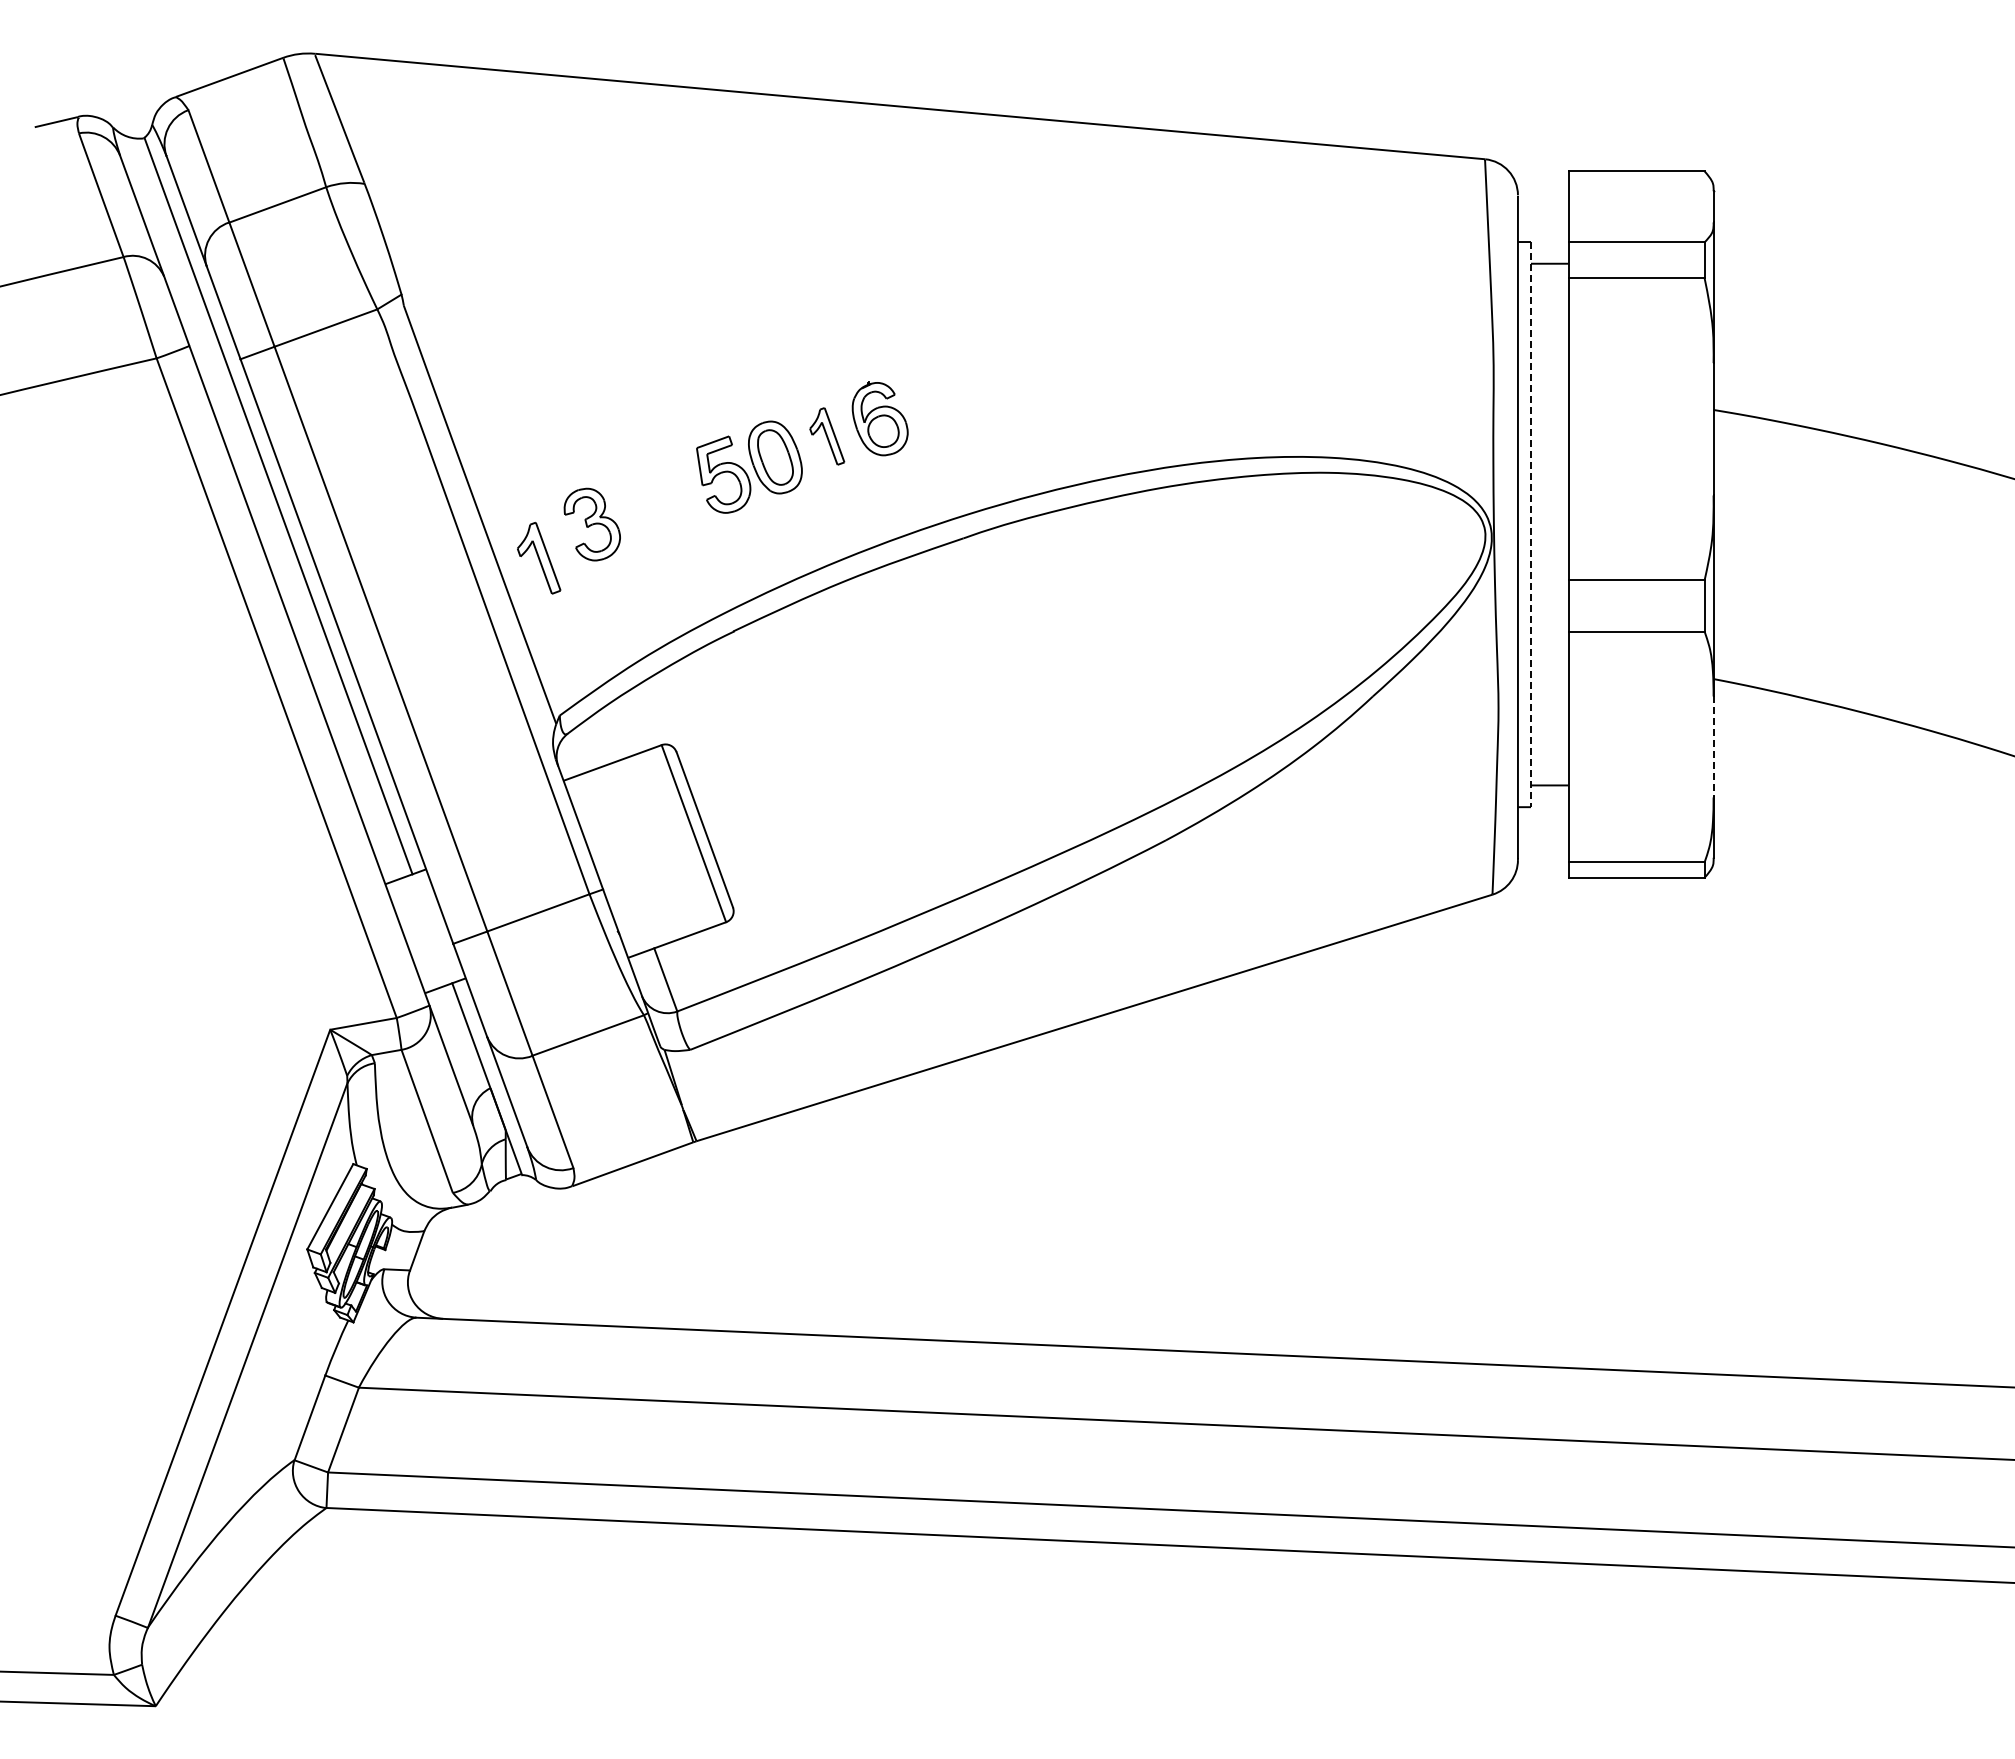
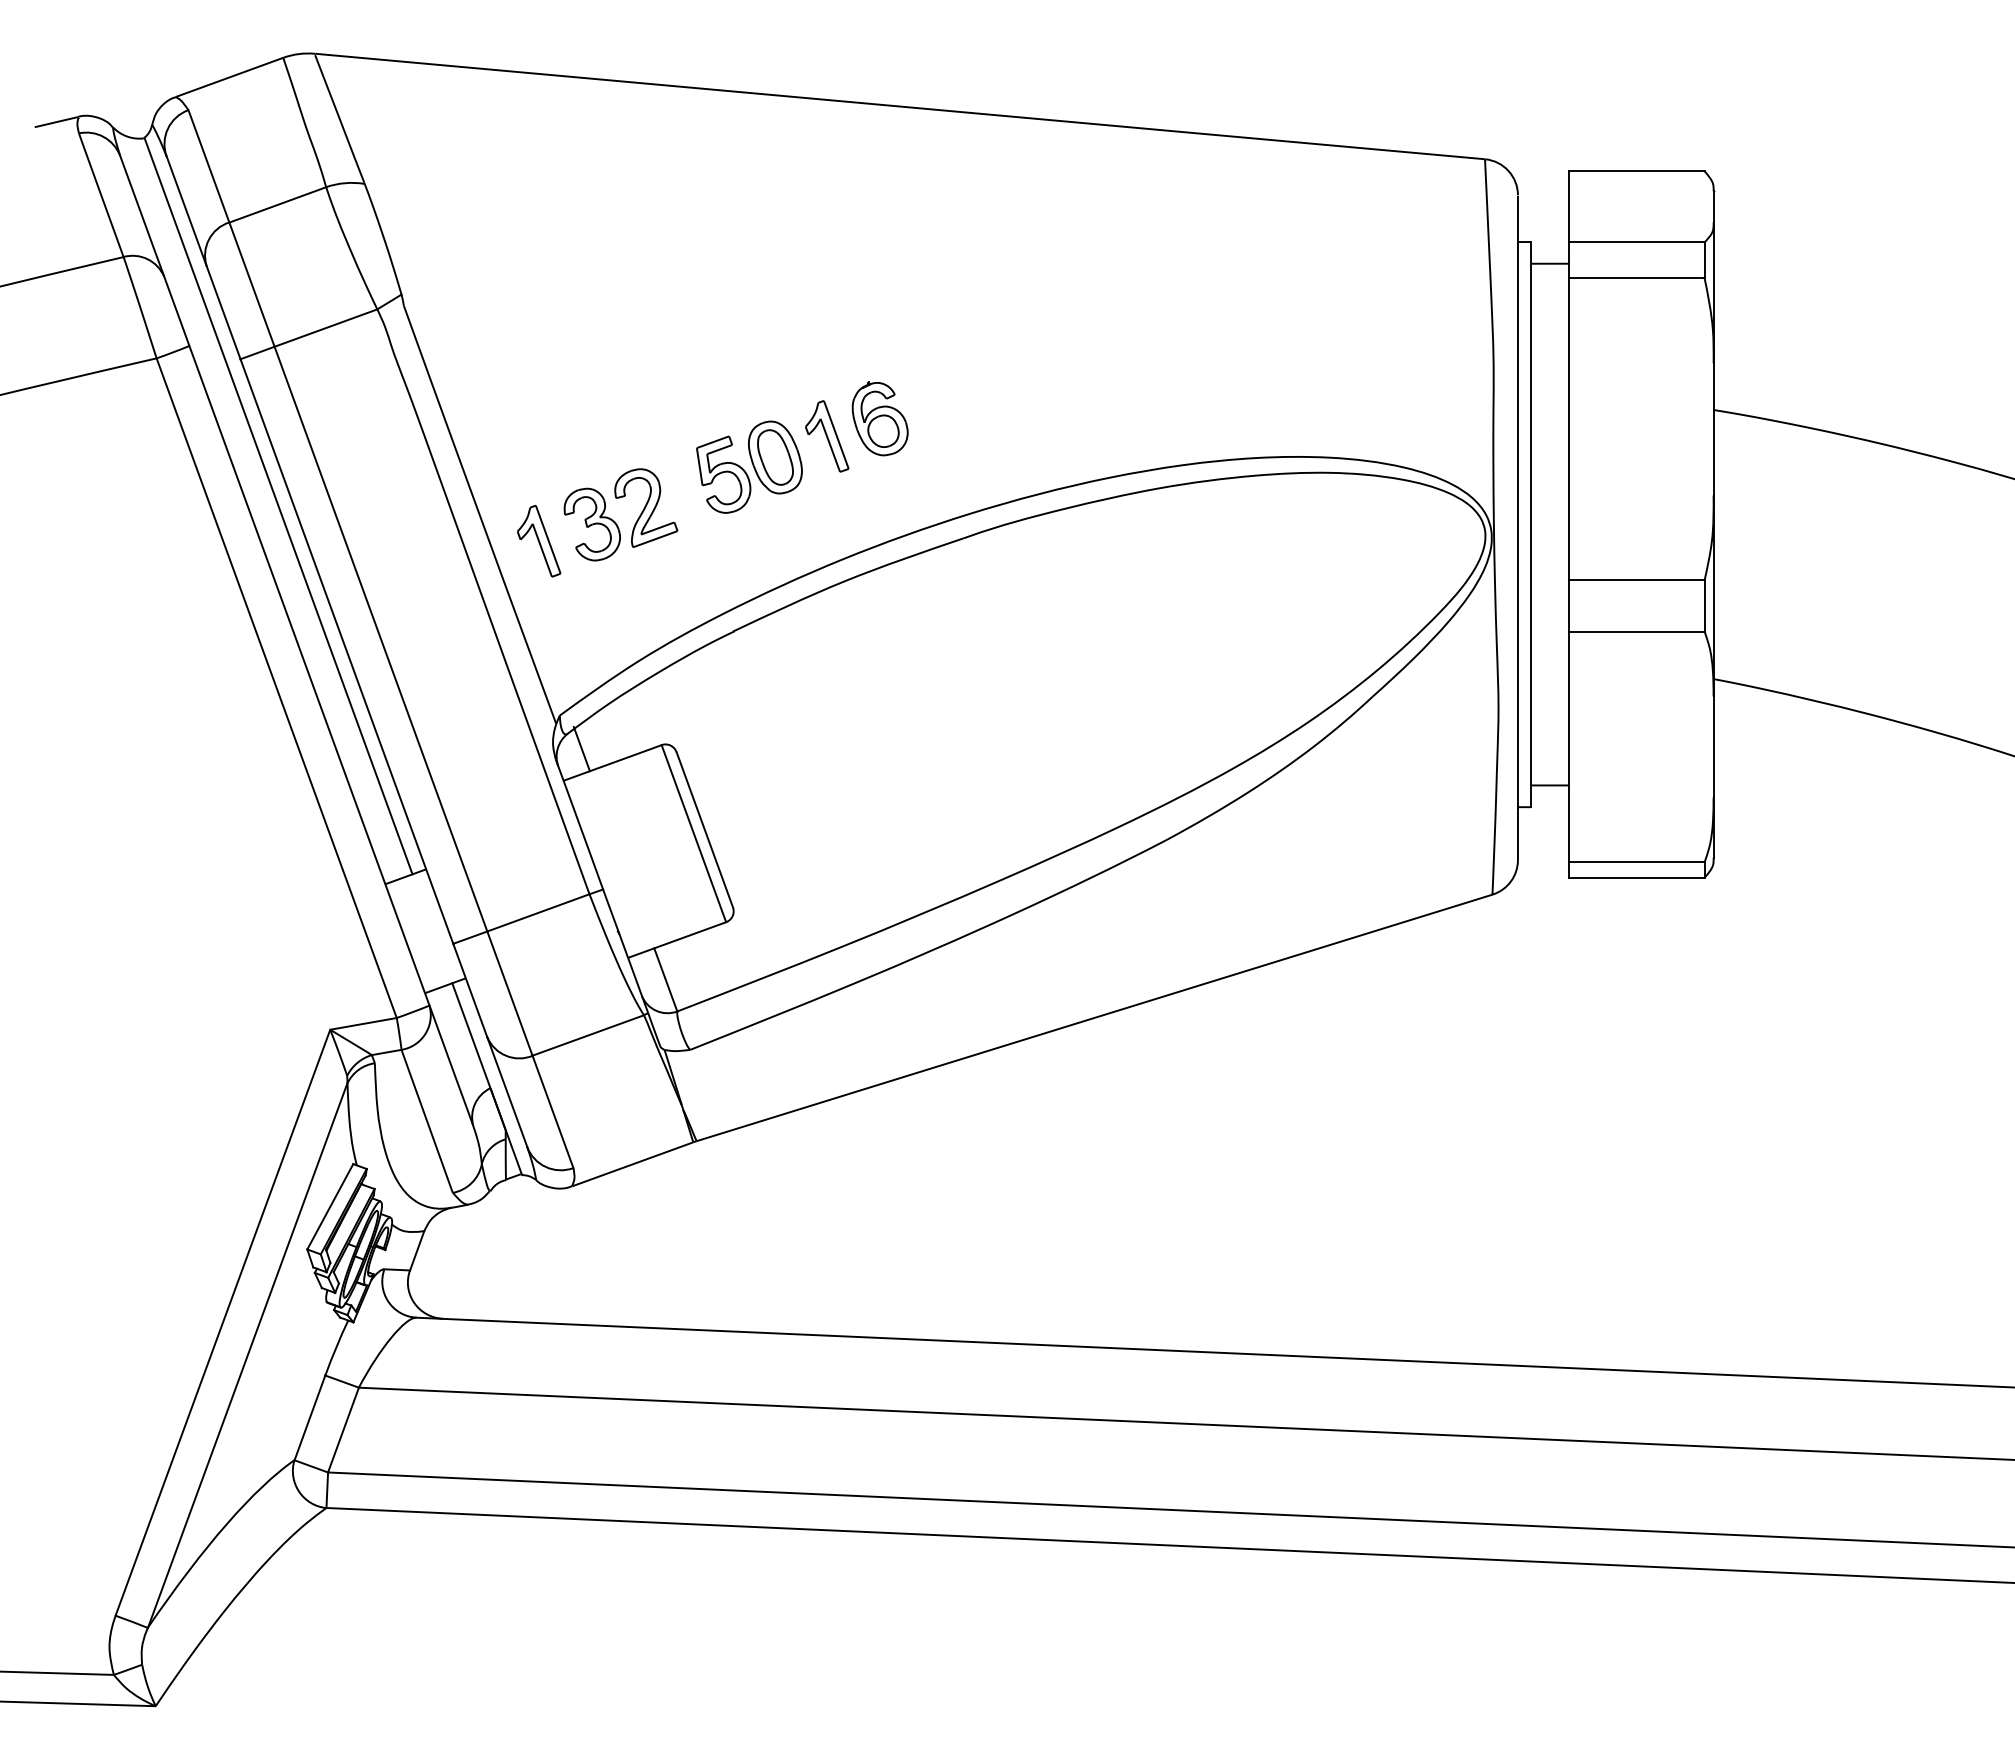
part size: 37x59 px -> 45x73 px (827, 436)
part: none -> present (646, 507)
line: dashed -> solid (1531, 524)
part position: (539, 557) -> (539, 540) (539, 540)
line: dashed -> solid (1713, 746)
line: none -> present (581, 749)
